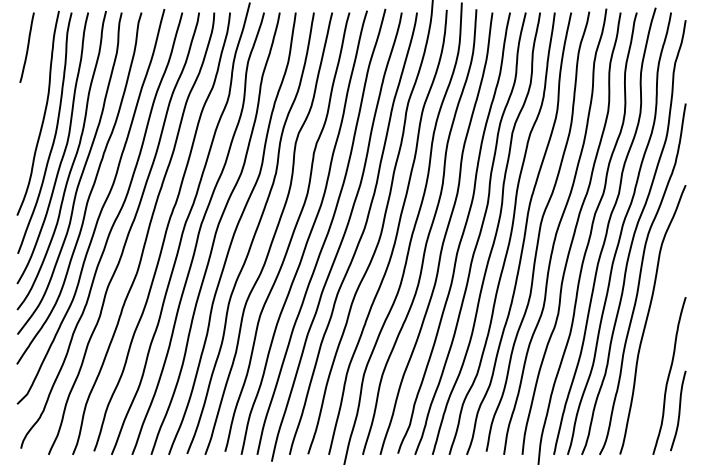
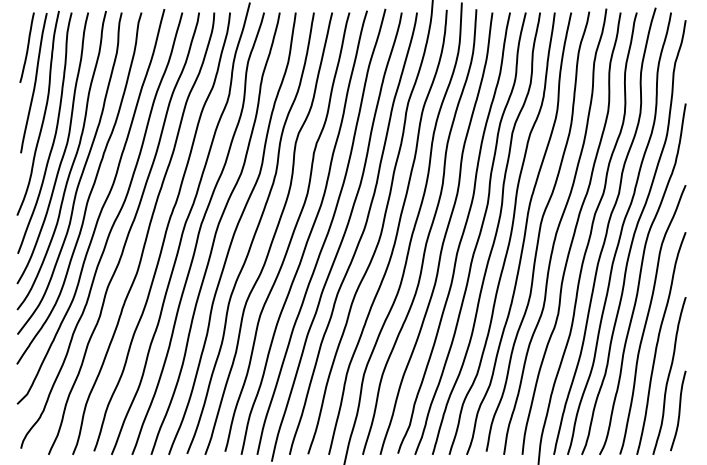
curve: none -> present (34, 83)
curve: none -> present (658, 343)
